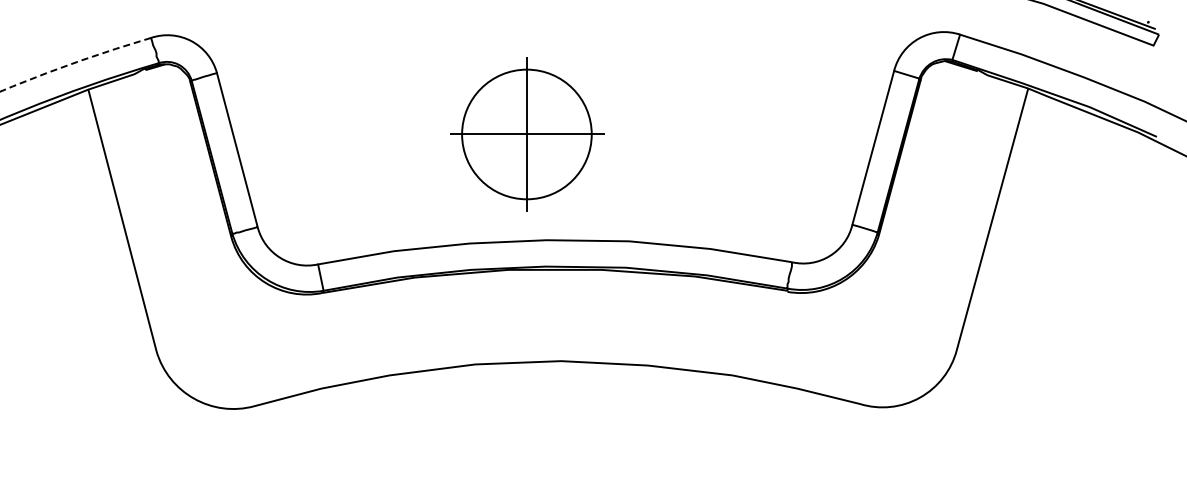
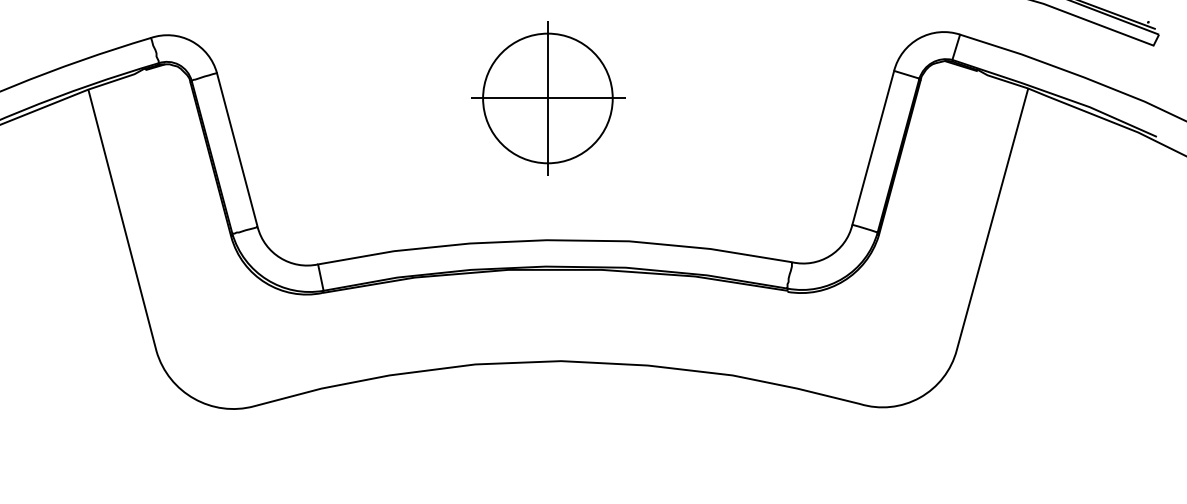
arc: dashed -> solid (74, 62)
part position: (527, 134) -> (548, 98) (548, 98)
